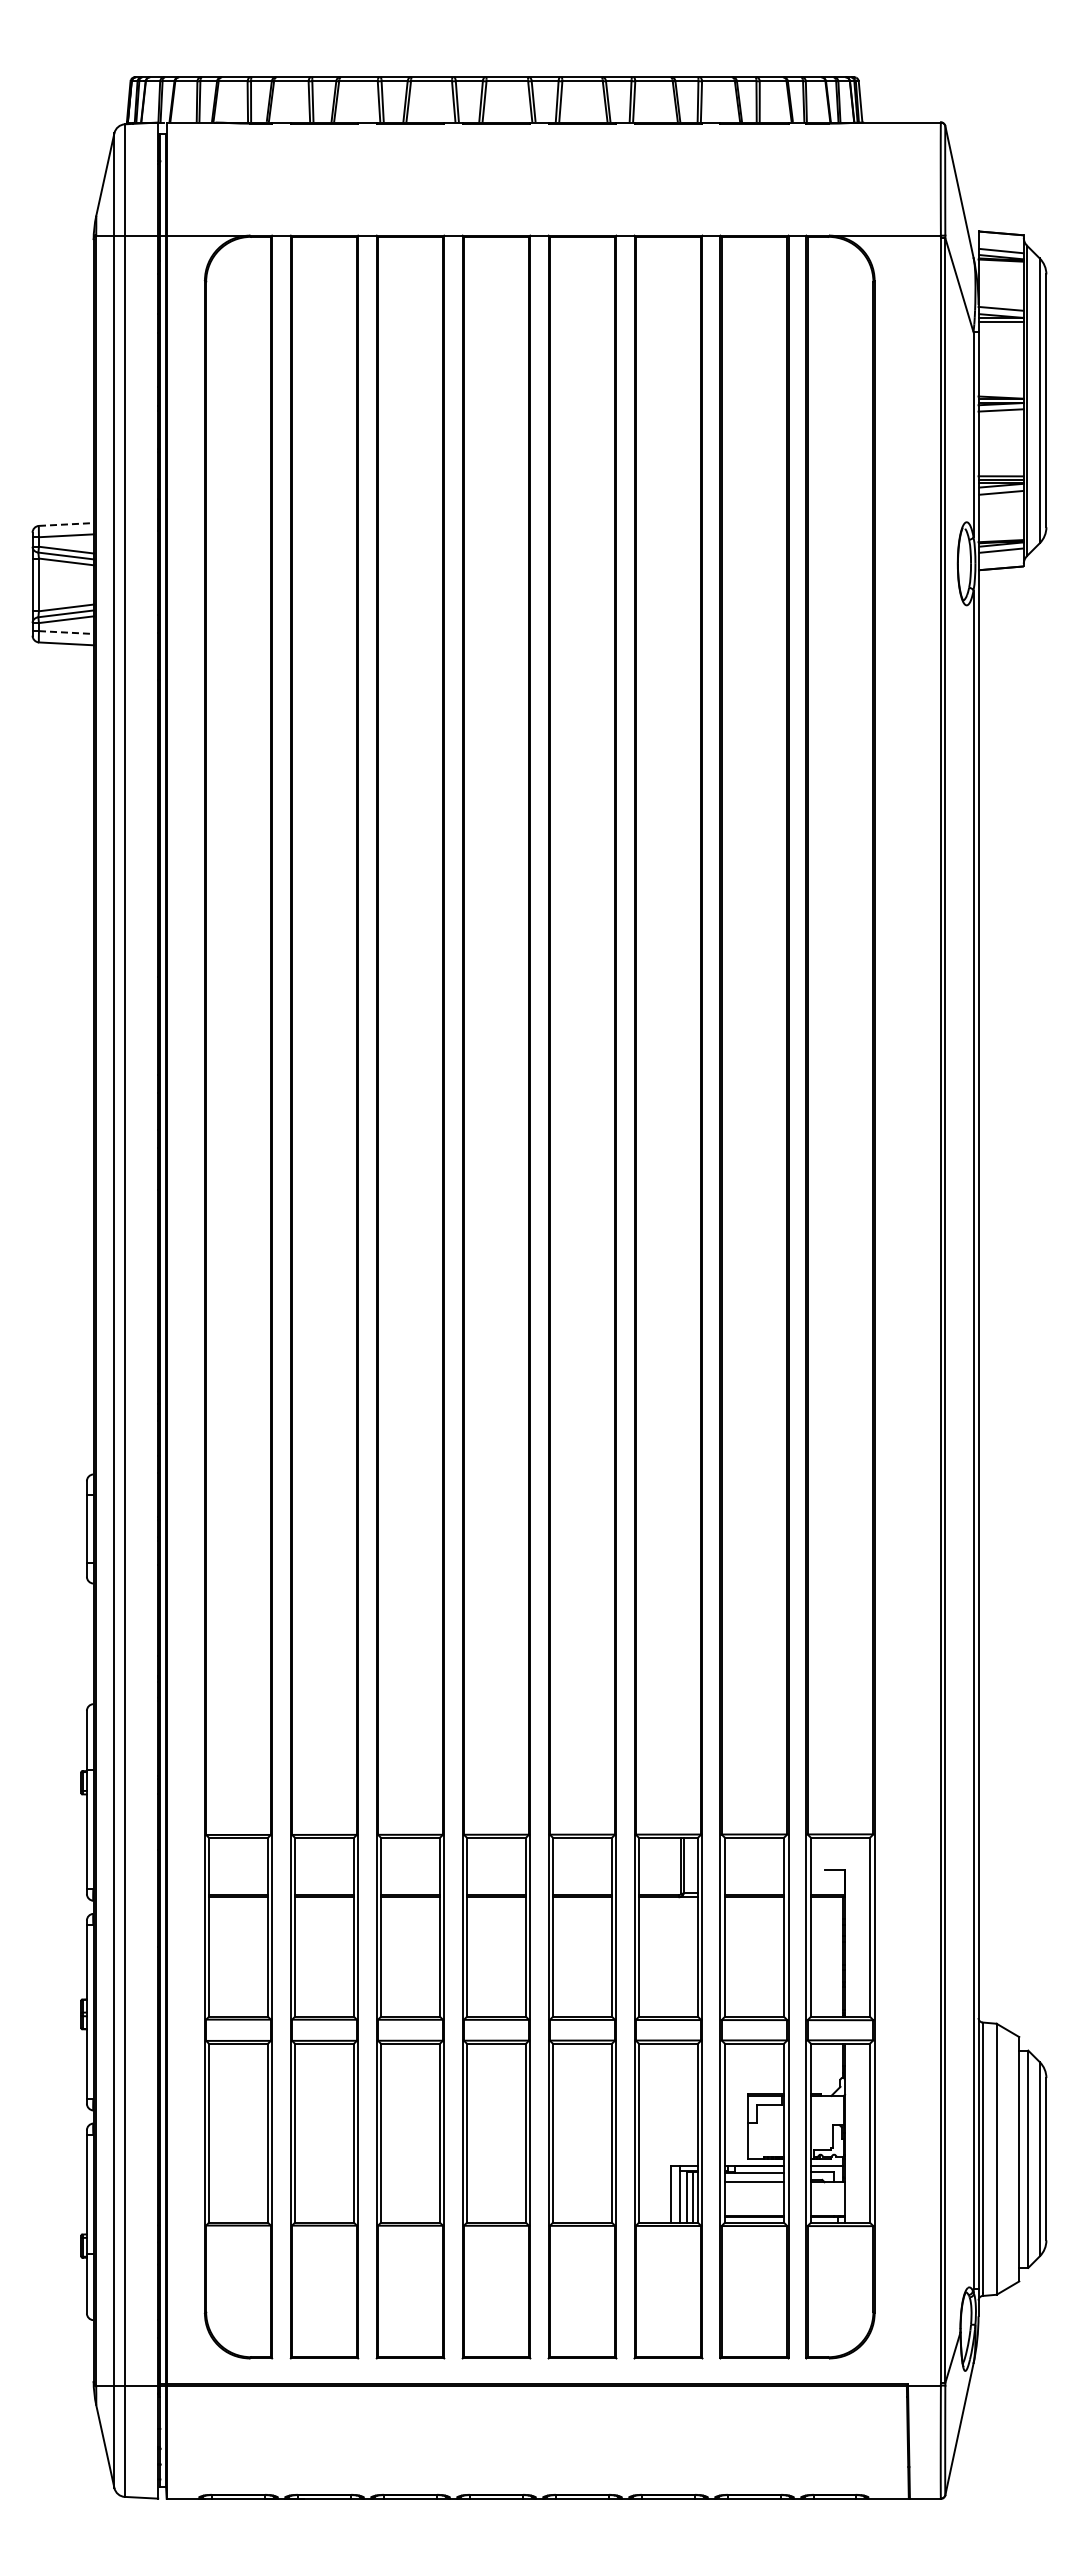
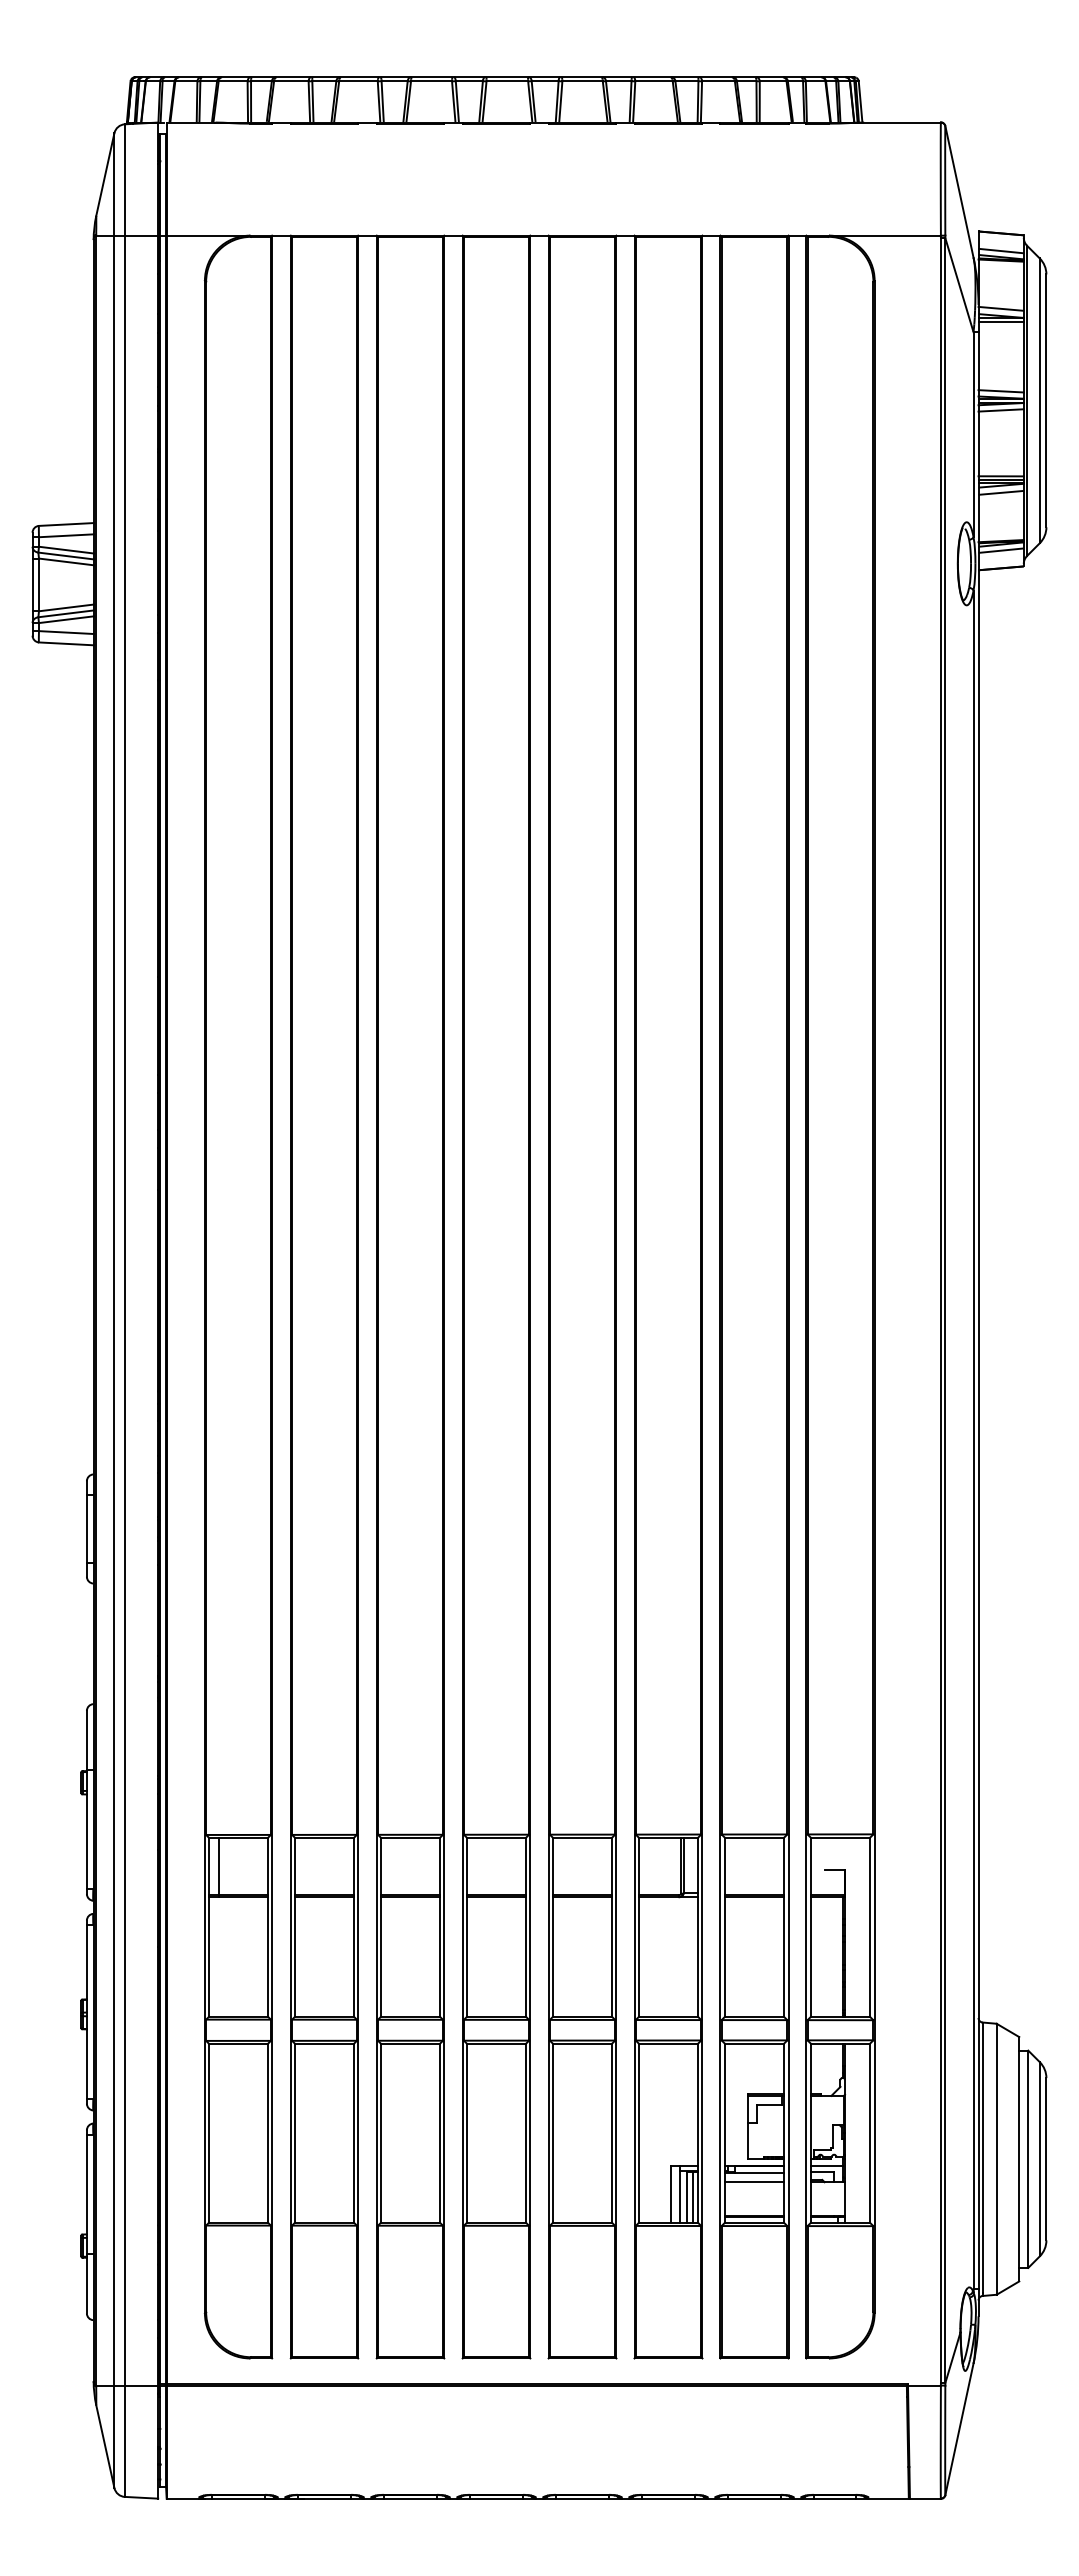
line: none -> present (1000, 391)
line: dashed -> solid (66, 524)
line: dashed -> solid (66, 632)
line: none -> present (219, 1867)
